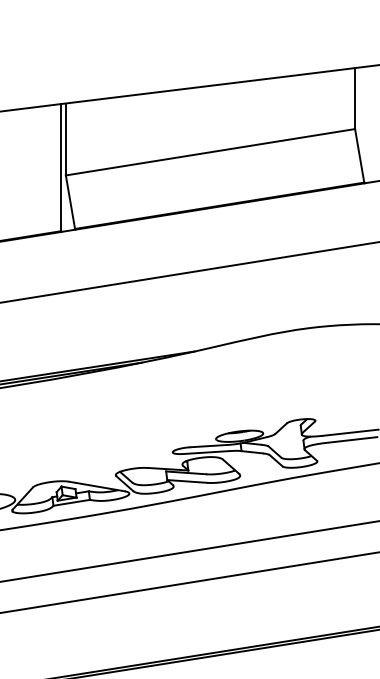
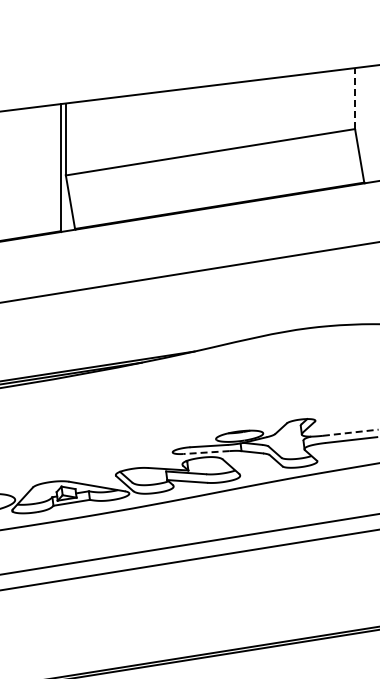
line: solid -> dashed (355, 98)
line: solid -> dashed (351, 432)
line: solid -> dashed (206, 452)
line position: (189, 551) -> (189, 544) (189, 544)
line position: (189, 582) -> (189, 559) (189, 559)
